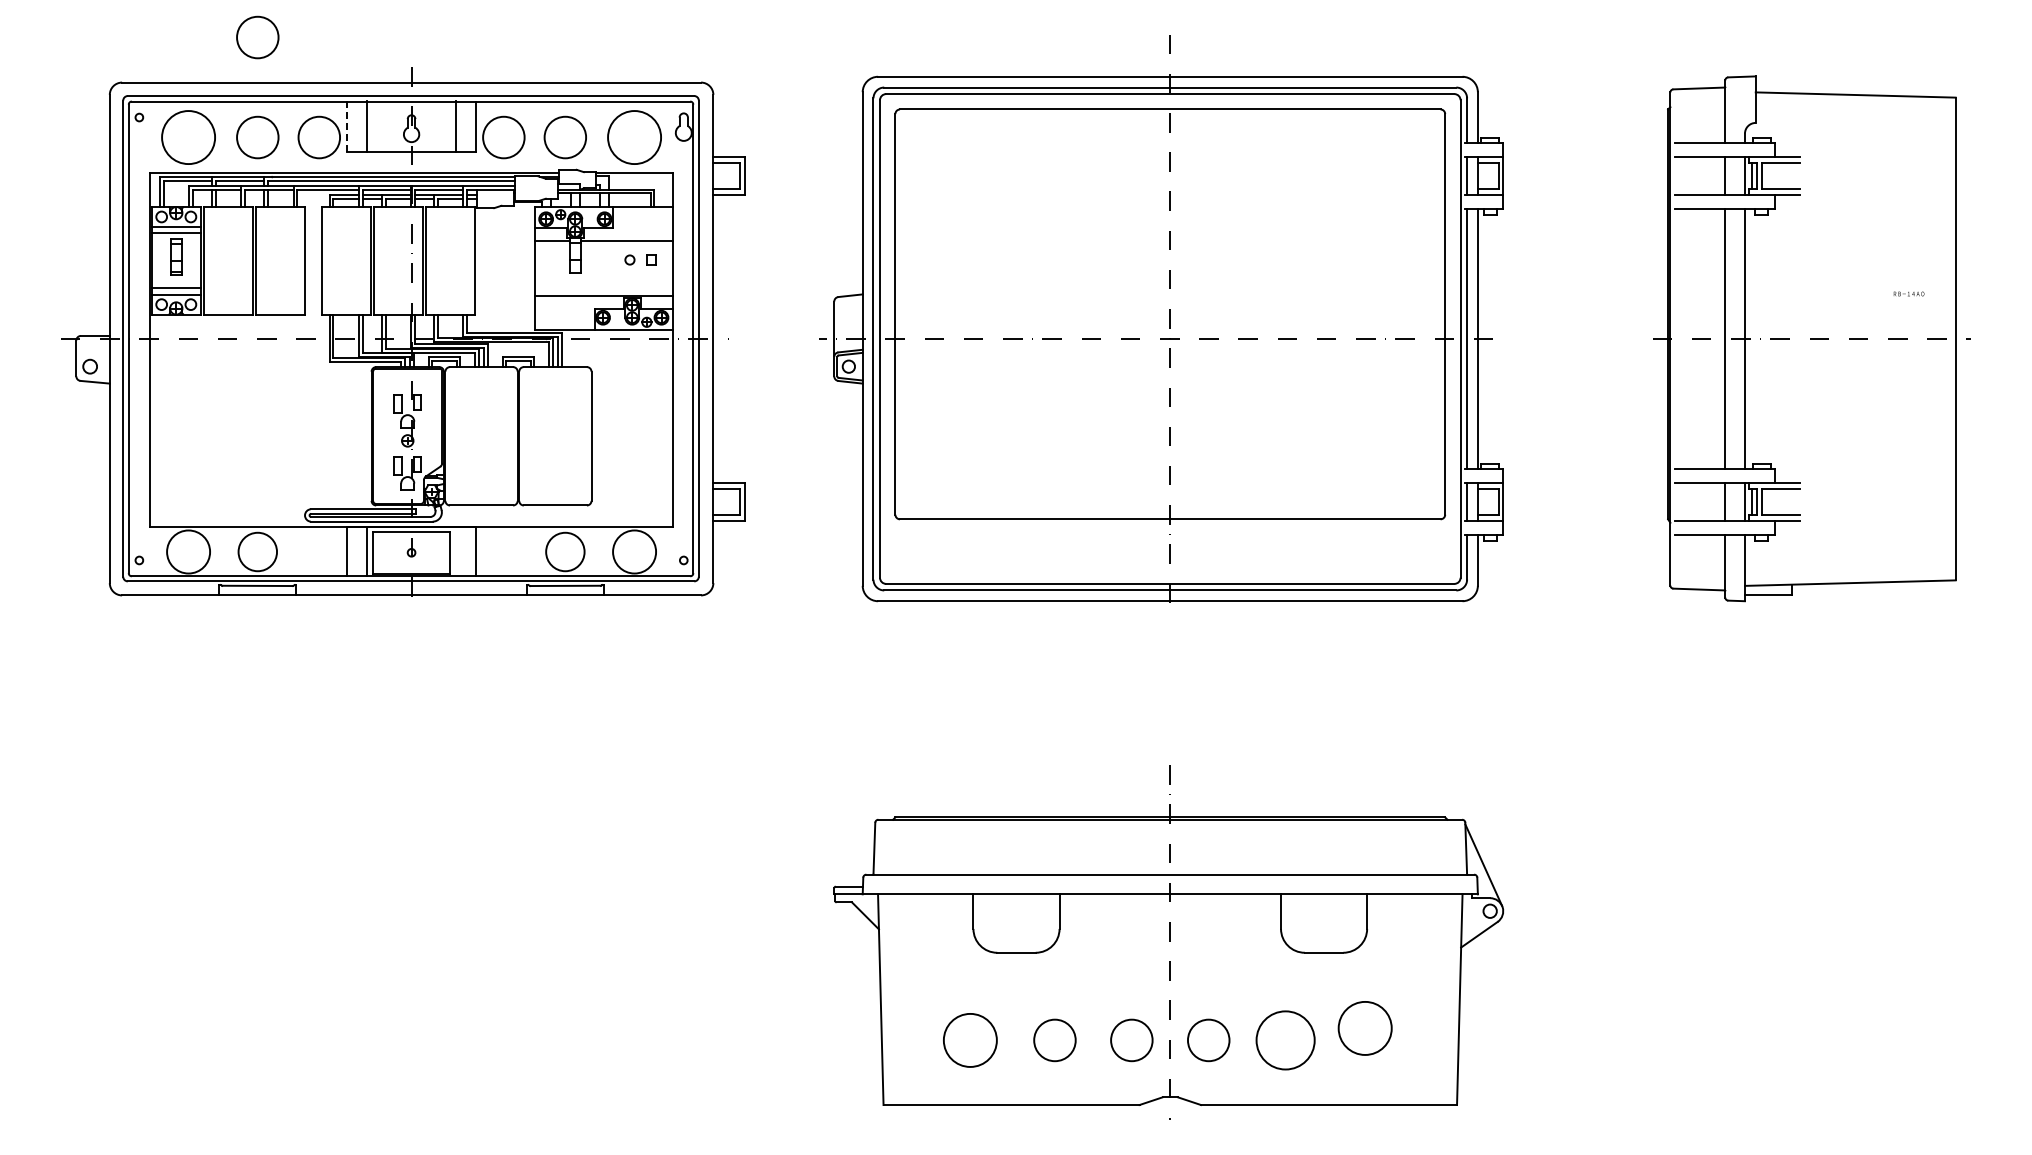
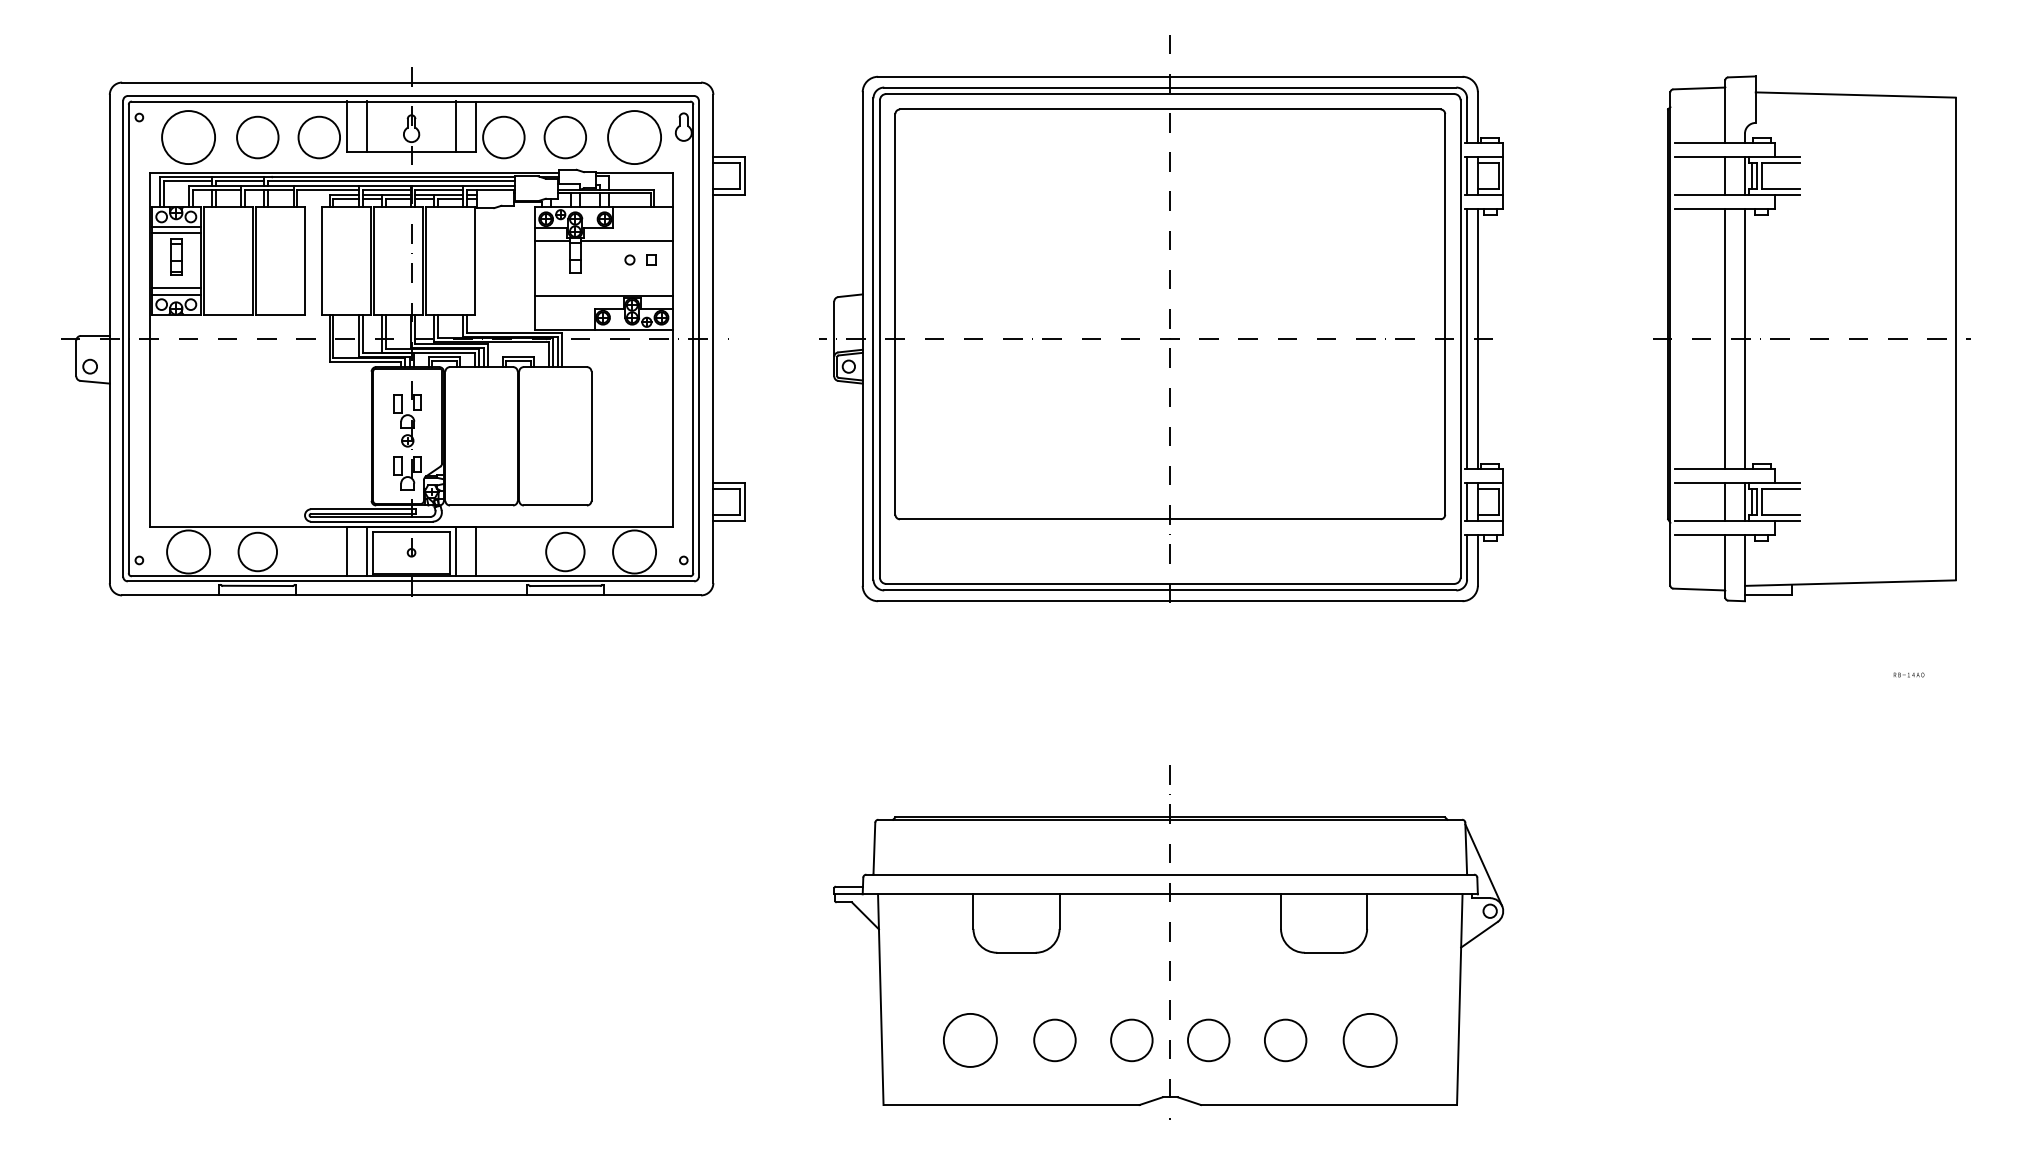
circle: present -> none (257, 37)
line: dashed -> solid (347, 127)
text position: (1908, 293) -> (1908, 674) (1908, 674)
line: none -> present (456, 551)
circle position: (1364, 1028) -> (1369, 1040) (1369, 1040)
circle diameter: 58 px -> 42 px (1285, 1040)
